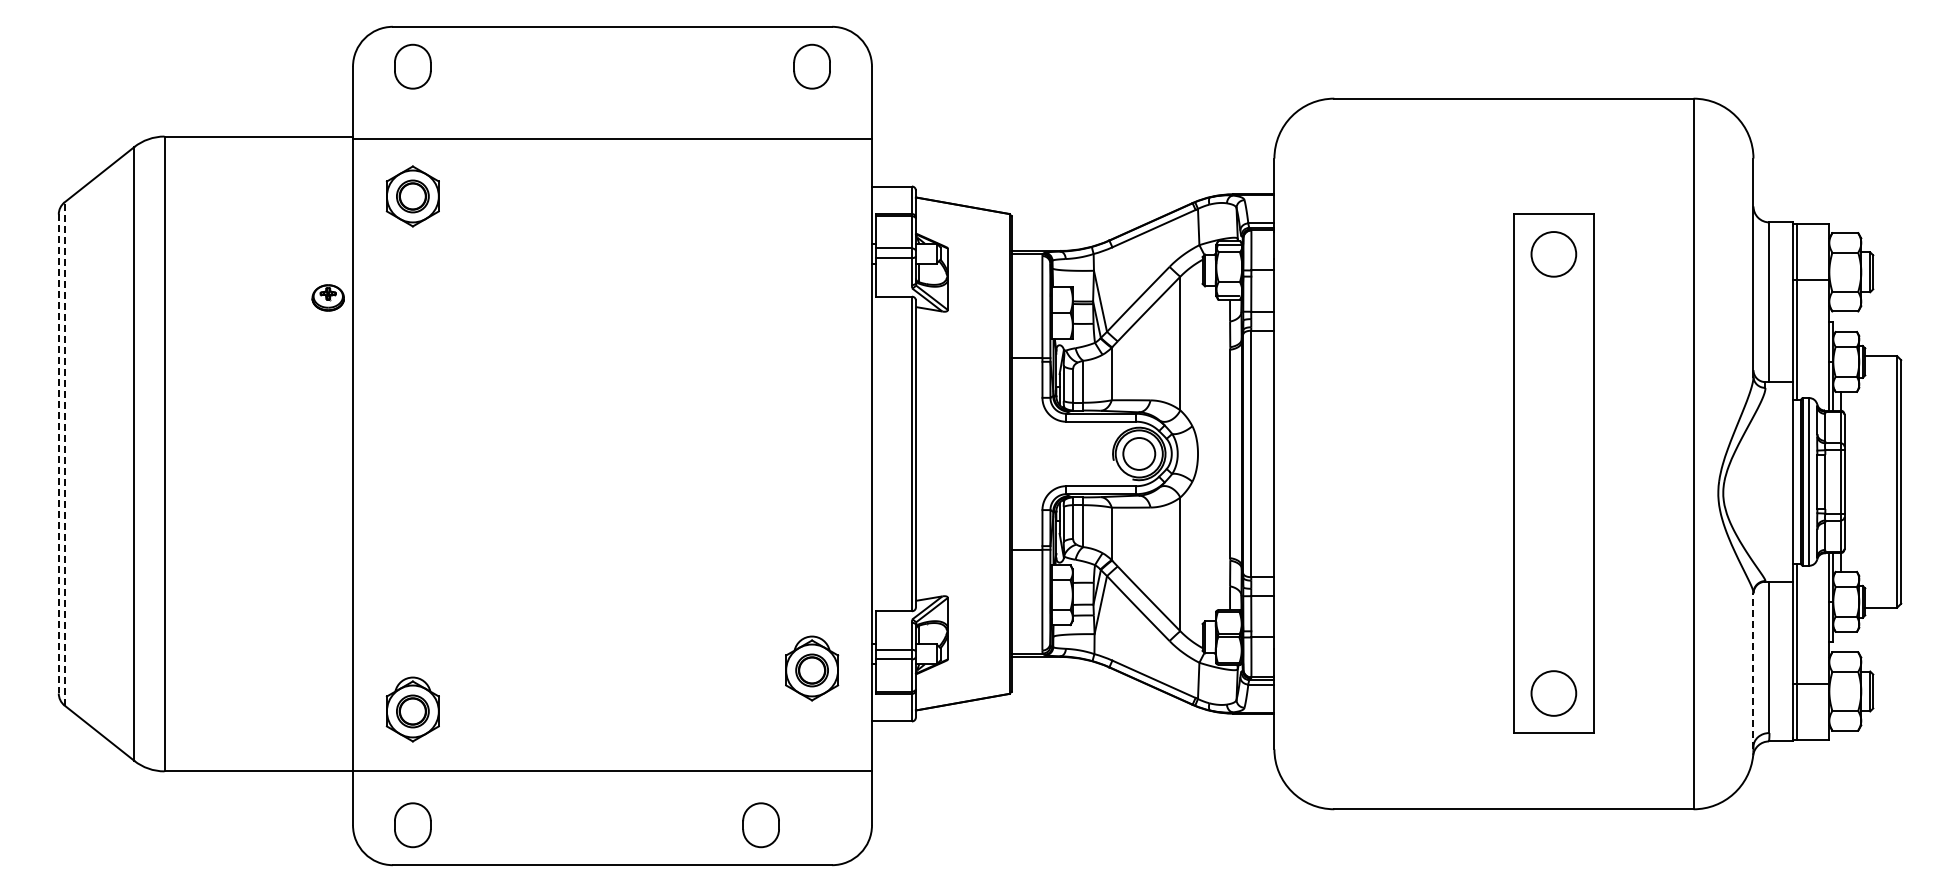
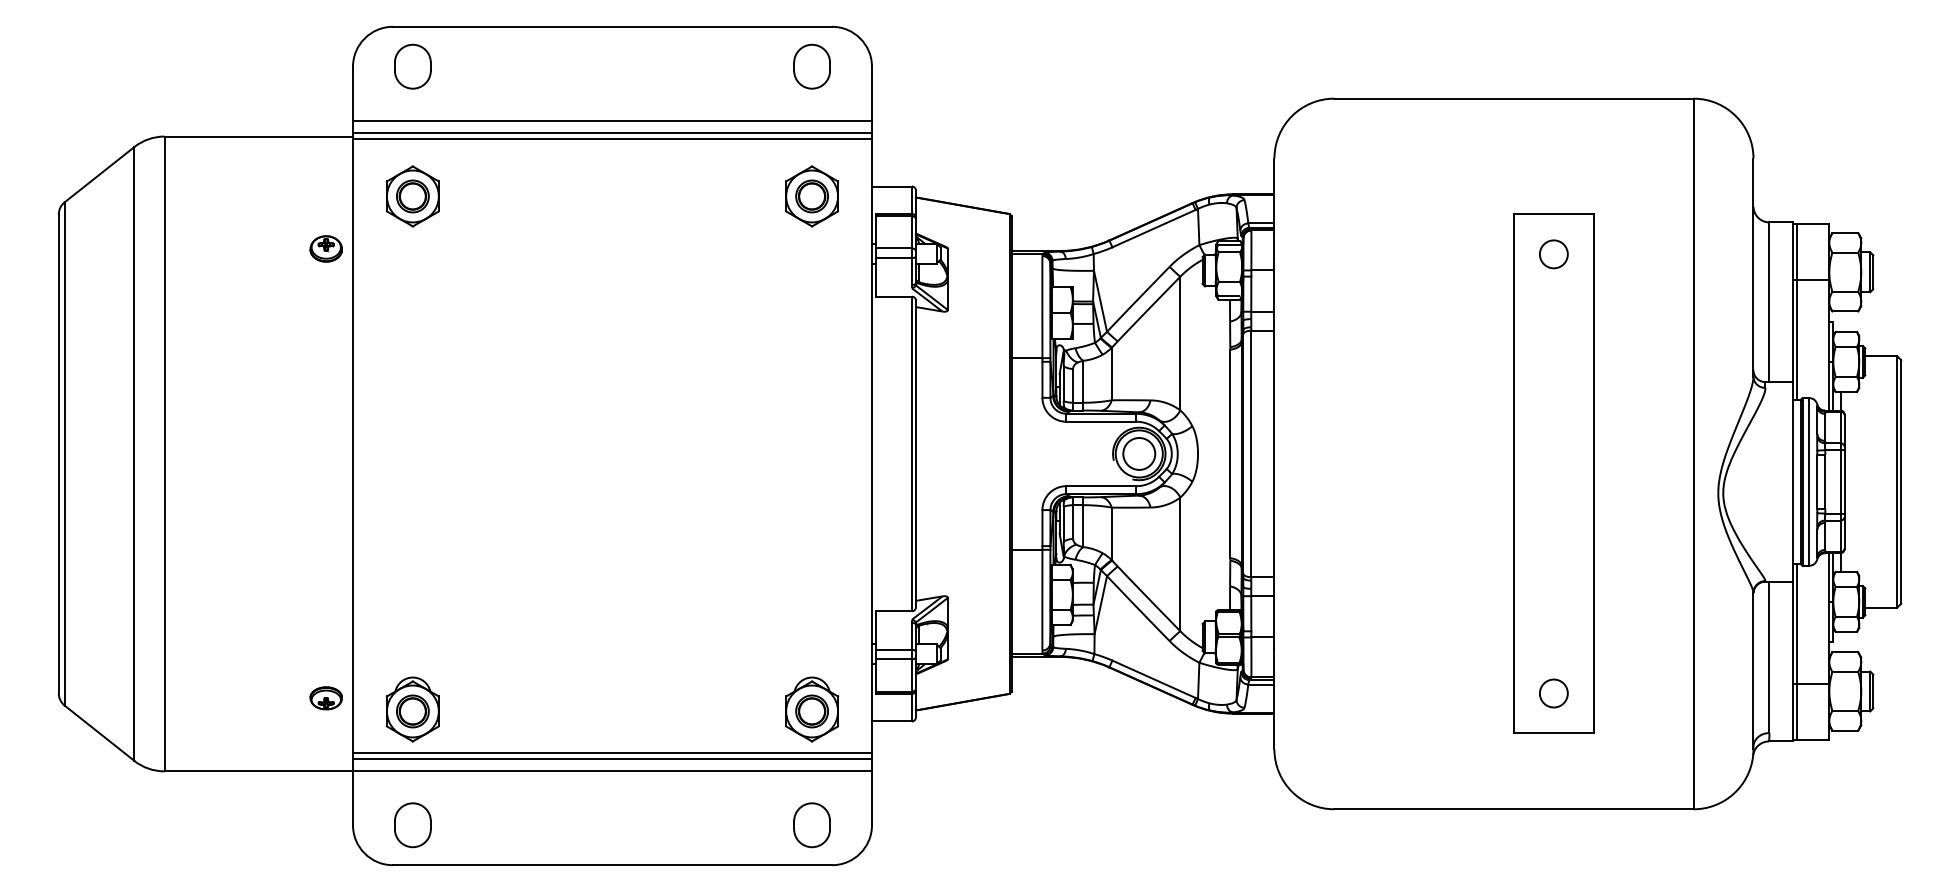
line: none -> present (612, 120)
line: none -> present (612, 132)
part: none -> present (812, 196)
circle diameter: 45 px -> 28 px (1553, 254)
part position: (327, 297) -> (325, 248) (325, 248)
line: dashed -> solid (64, 453)
line: dashed -> solid (58, 454)
part position: (812, 668) -> (812, 709) (812, 709)
line: dashed -> solid (1753, 670)
circle diameter: 45 px -> 28 px (1553, 693)
part: none -> present (325, 698)
line: none -> present (612, 753)
line: none -> present (612, 759)
part position: (760, 825) -> (811, 825) (811, 825)
